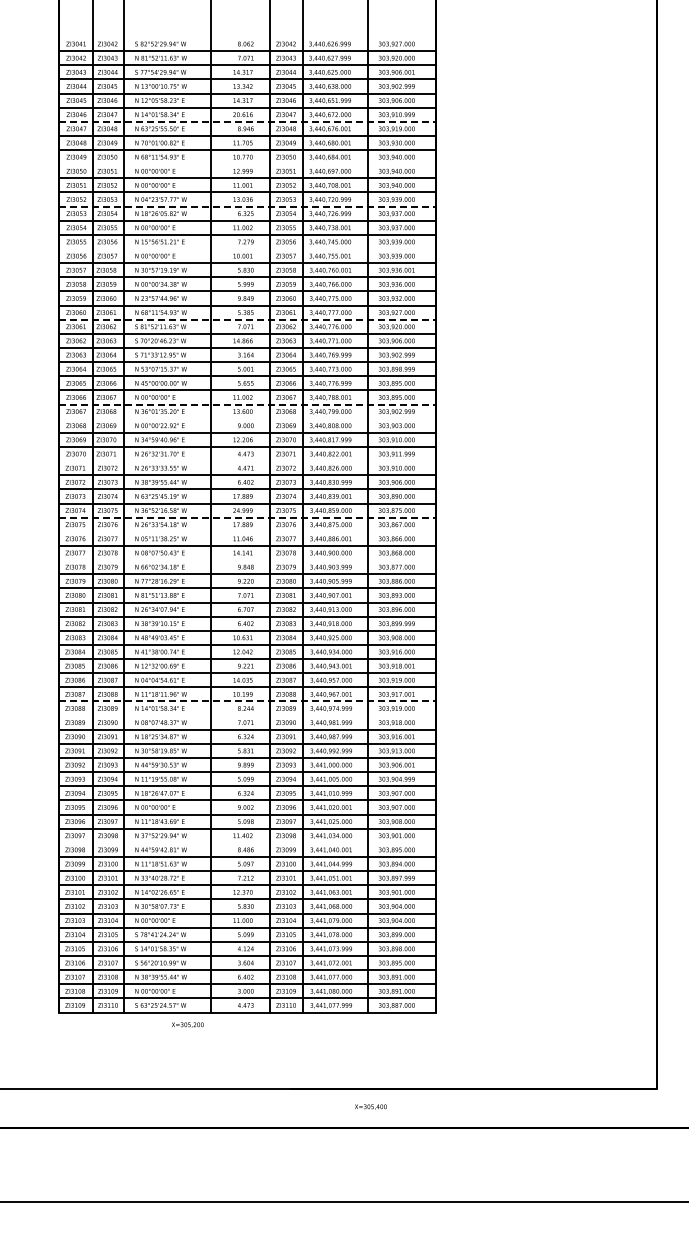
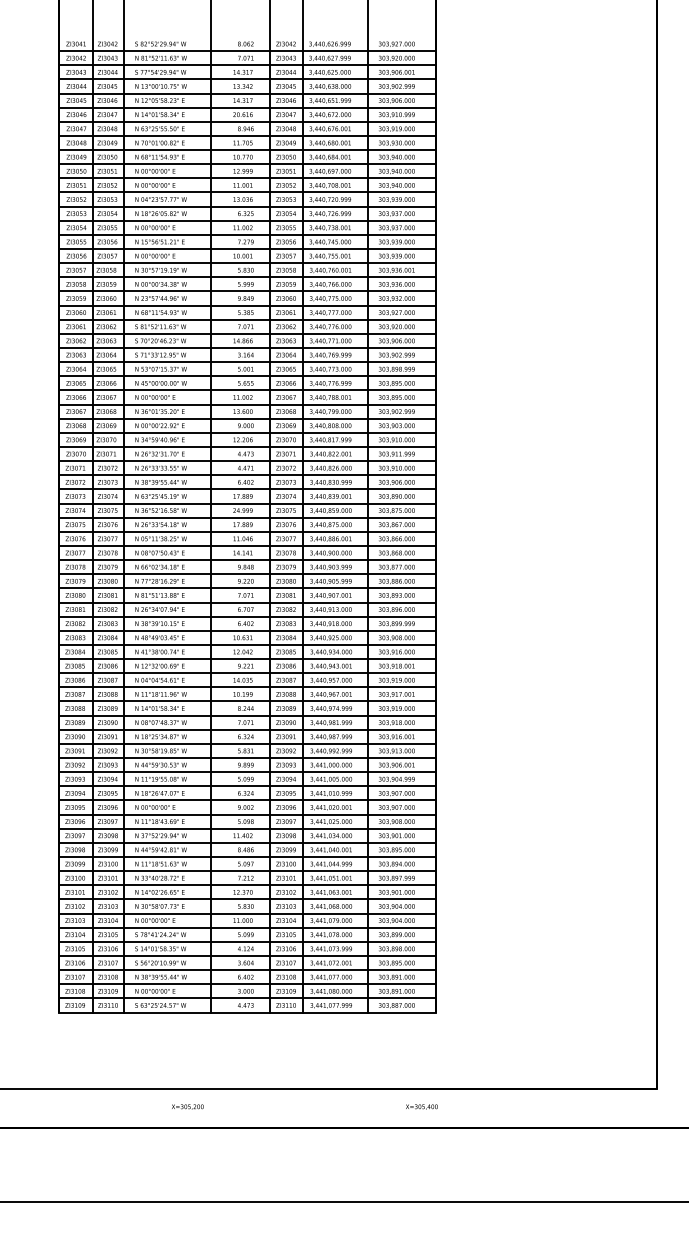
line: dashed -> solid (248, 121)
line: none -> present (247, 164)
line: dashed -> solid (248, 206)
line: none -> present (247, 249)
line: dashed -> solid (248, 319)
line: dashed -> solid (248, 404)
line: none -> present (247, 418)
line: none -> present (247, 461)
line: dashed -> solid (248, 517)
line: none -> present (247, 531)
line: none -> present (247, 560)
line: dashed -> solid (248, 701)
line: none -> present (247, 715)
line: none -> present (247, 842)
text position: (187, 1024) -> (187, 1106) (187, 1106)
text position: (370, 1106) -> (421, 1106) (421, 1106)
